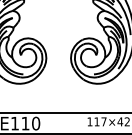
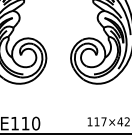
line: present -> none (65, 112)
